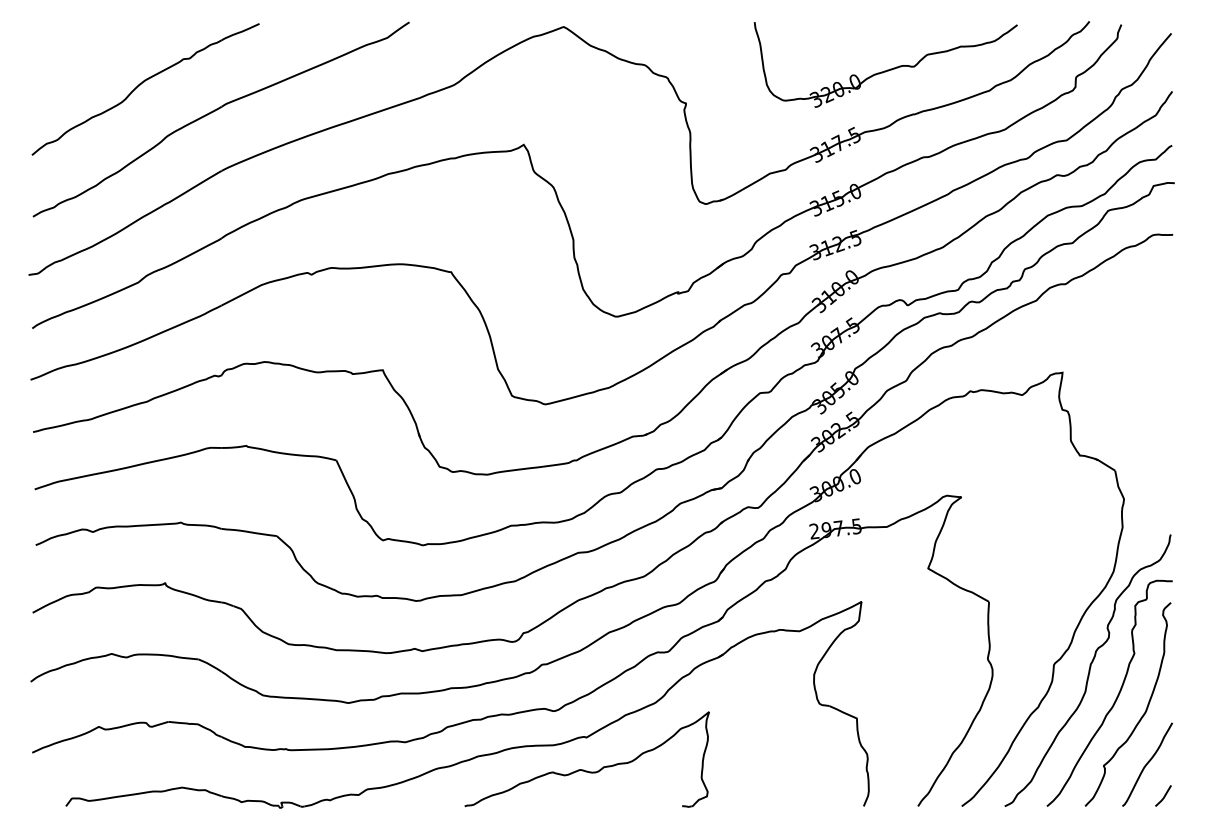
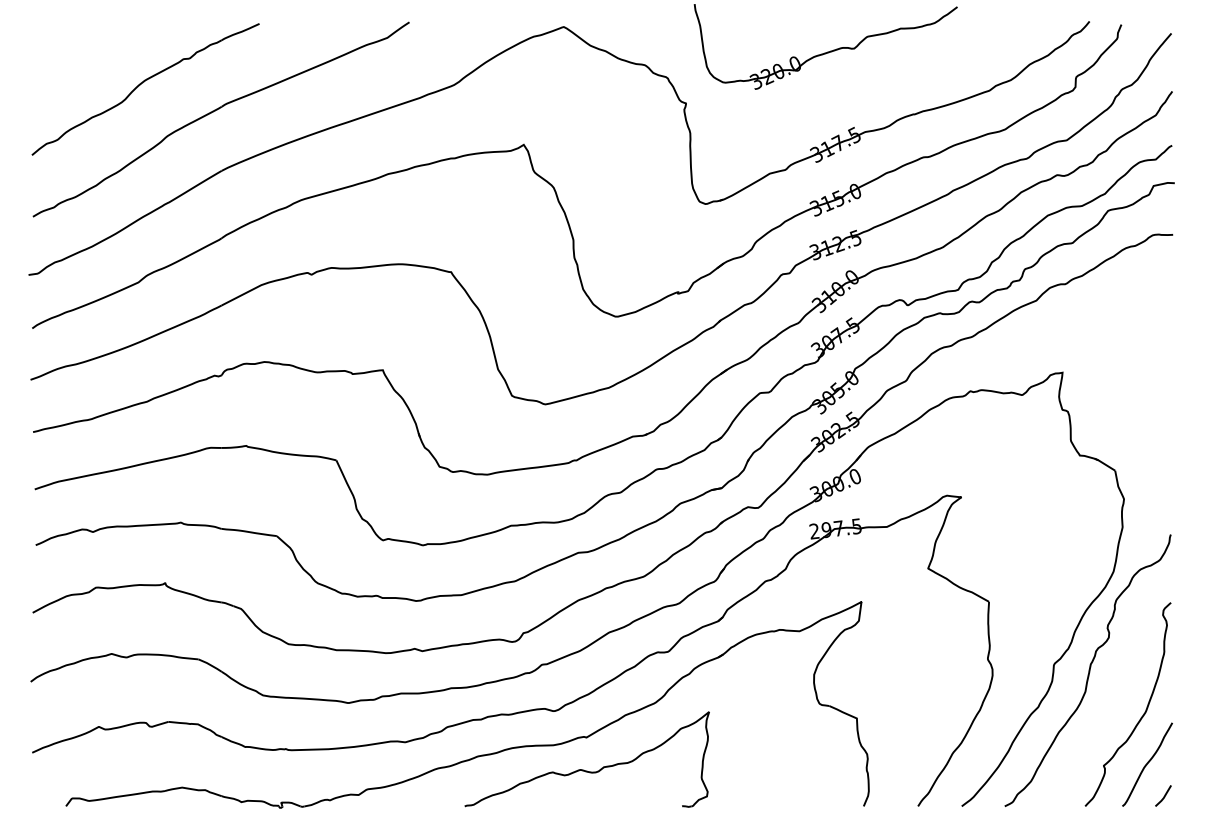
part position: (885, 64) -> (825, 46) (825, 46)
curve: present -> none (1116, 696)
